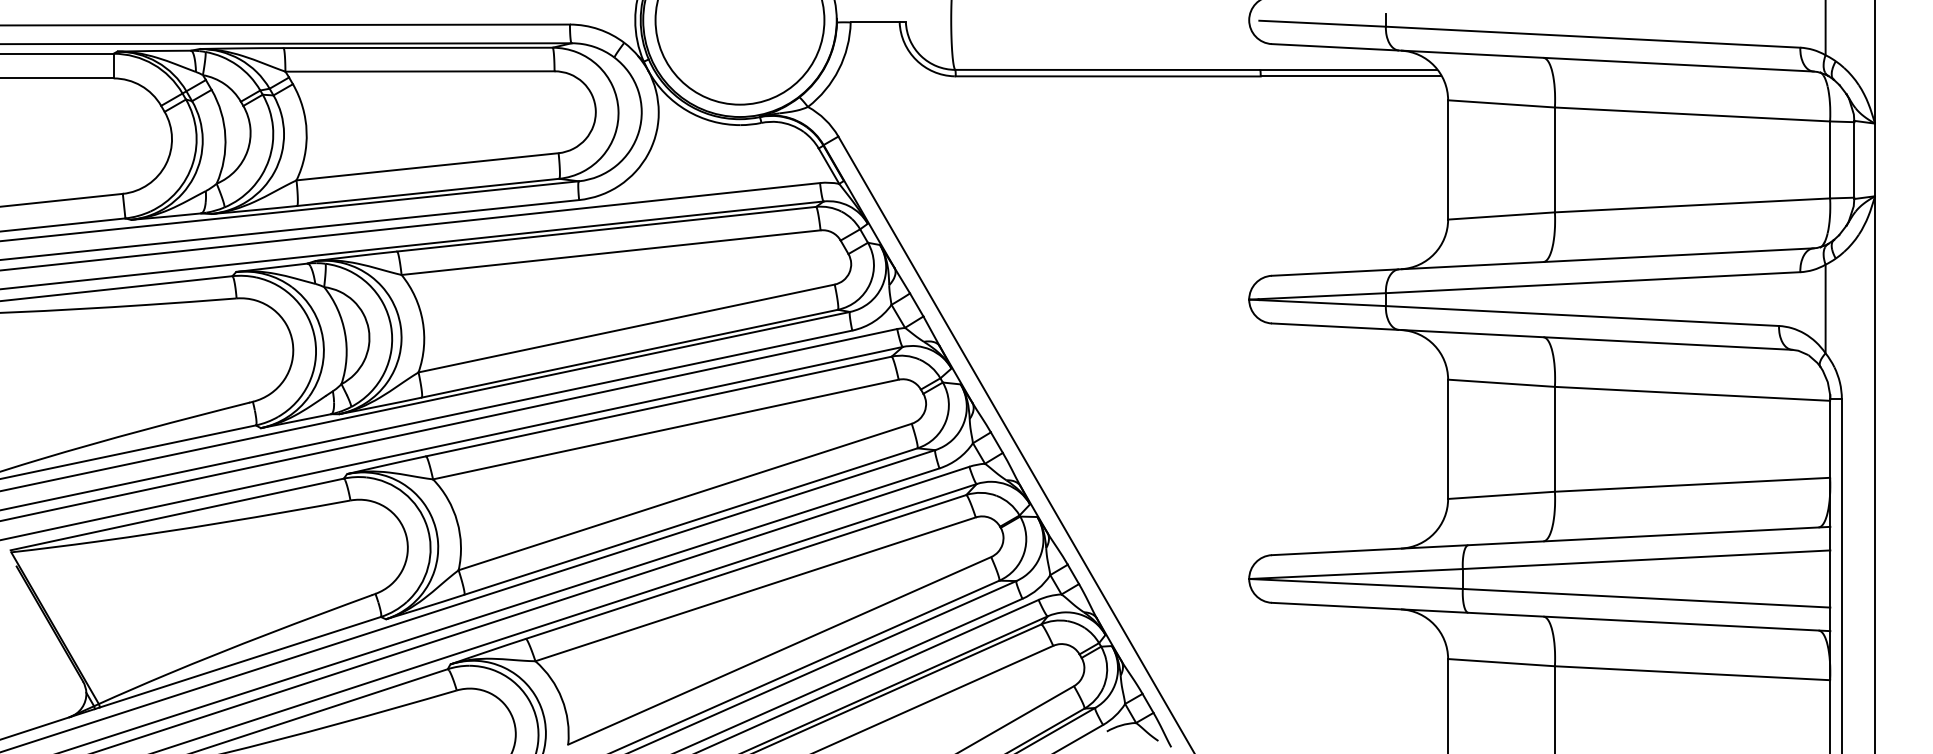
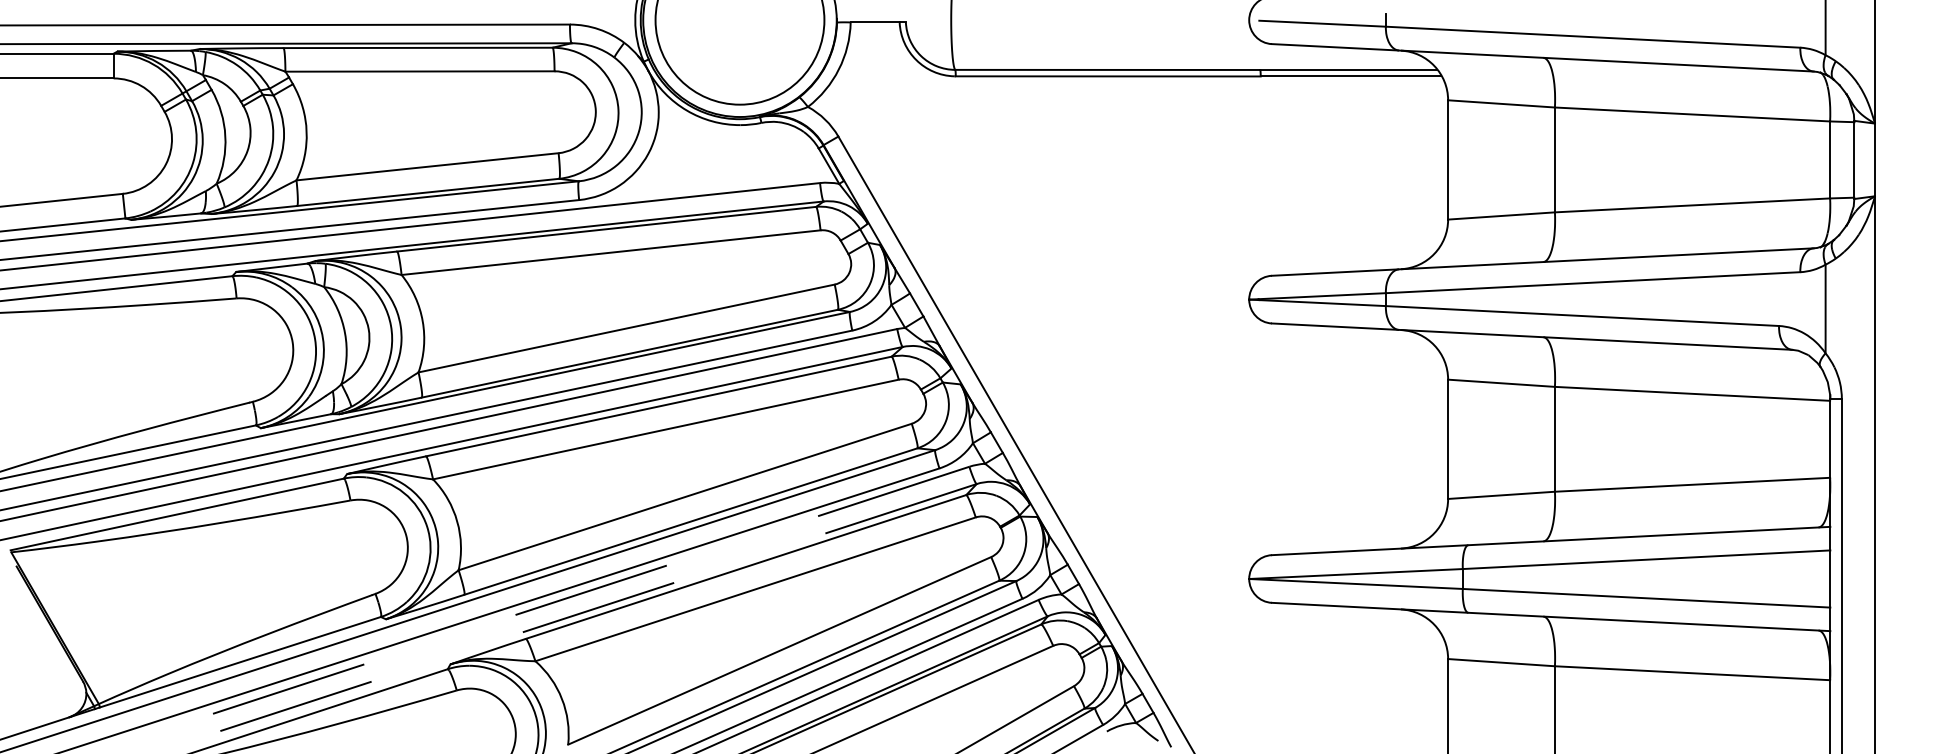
line: solid -> dashed (529, 610)
line: solid -> dashed (563, 619)
